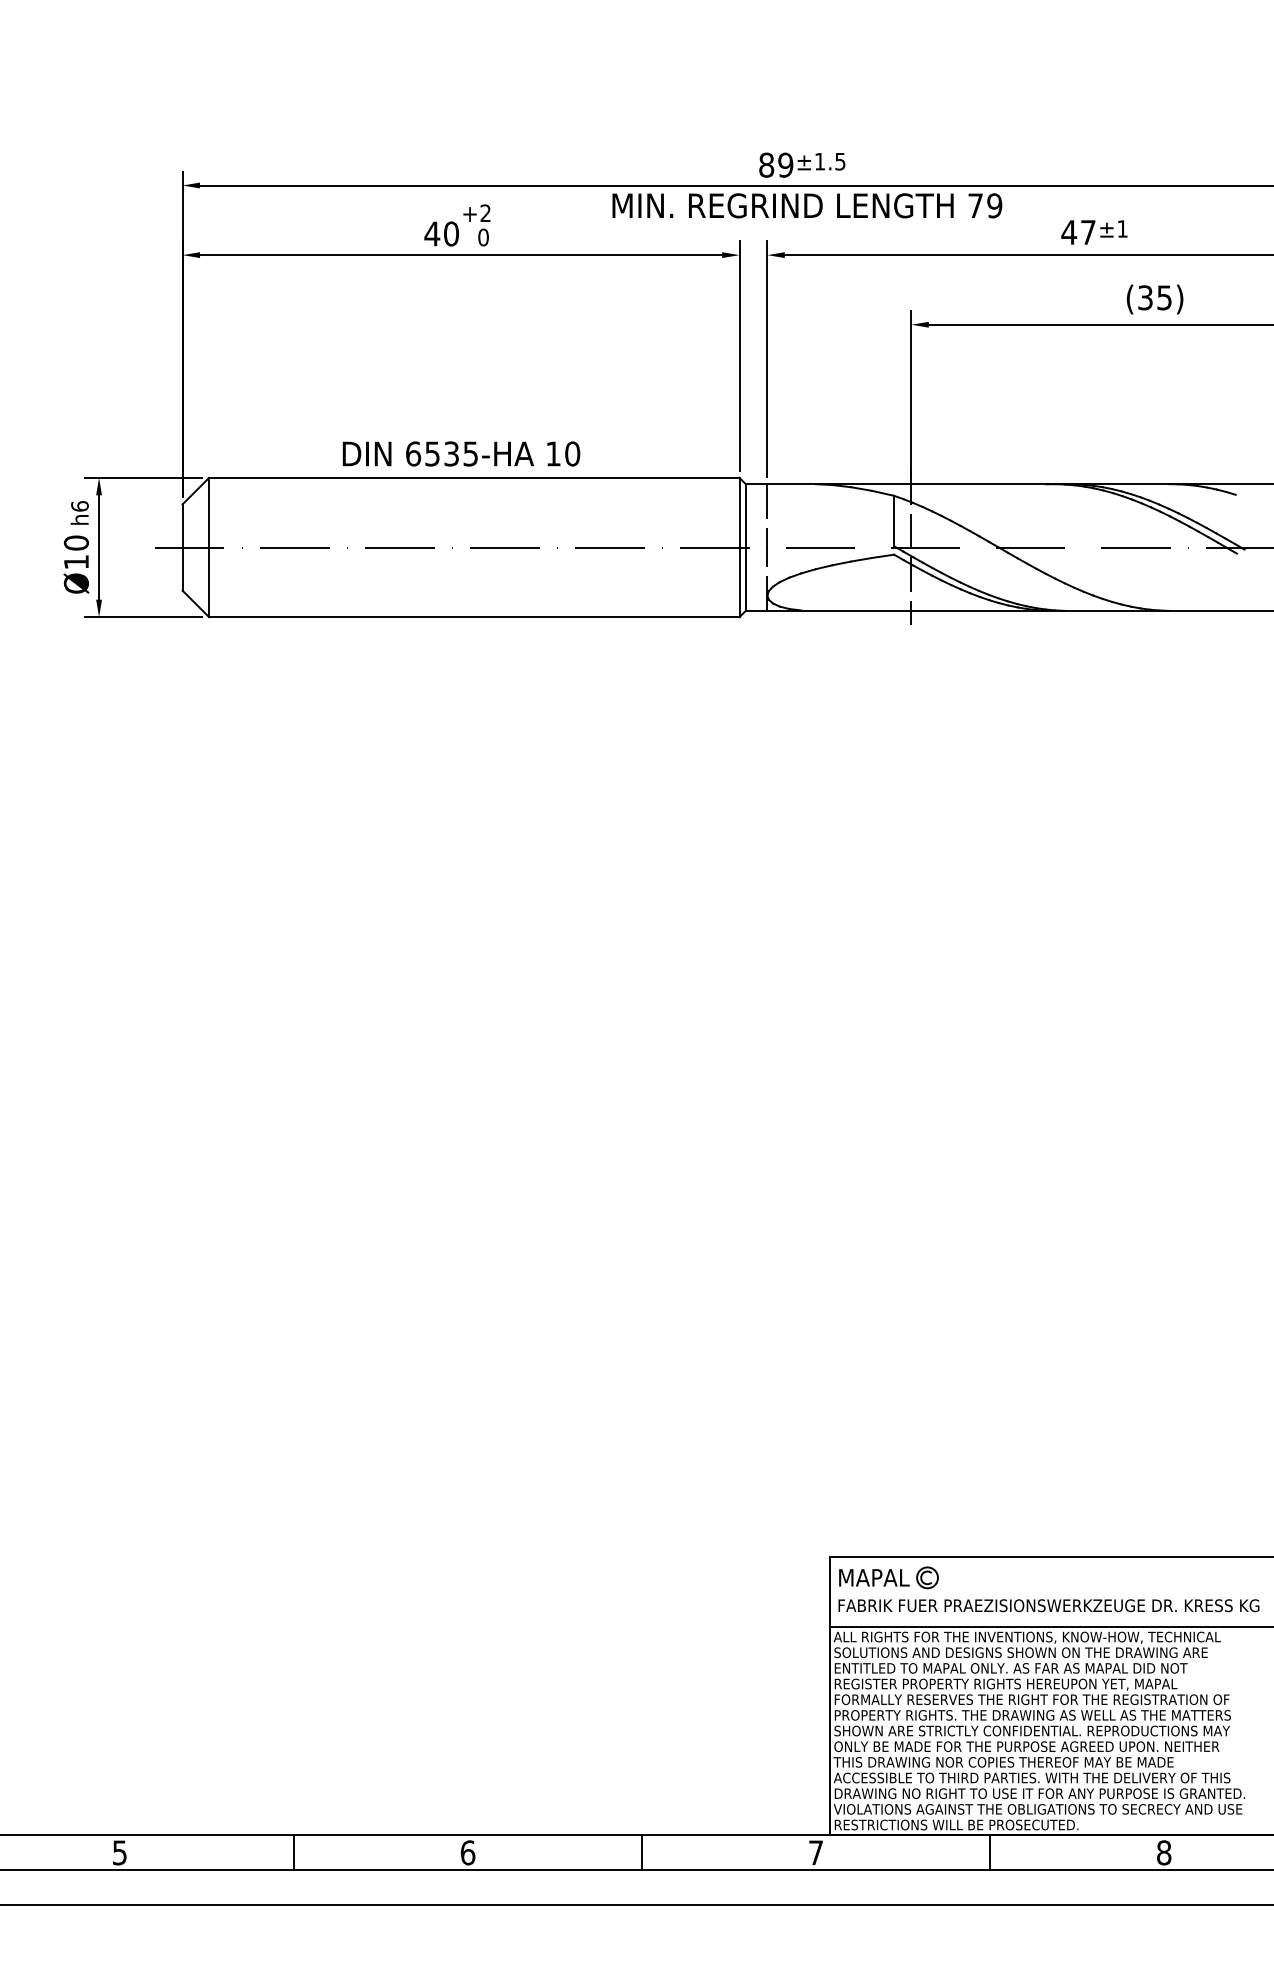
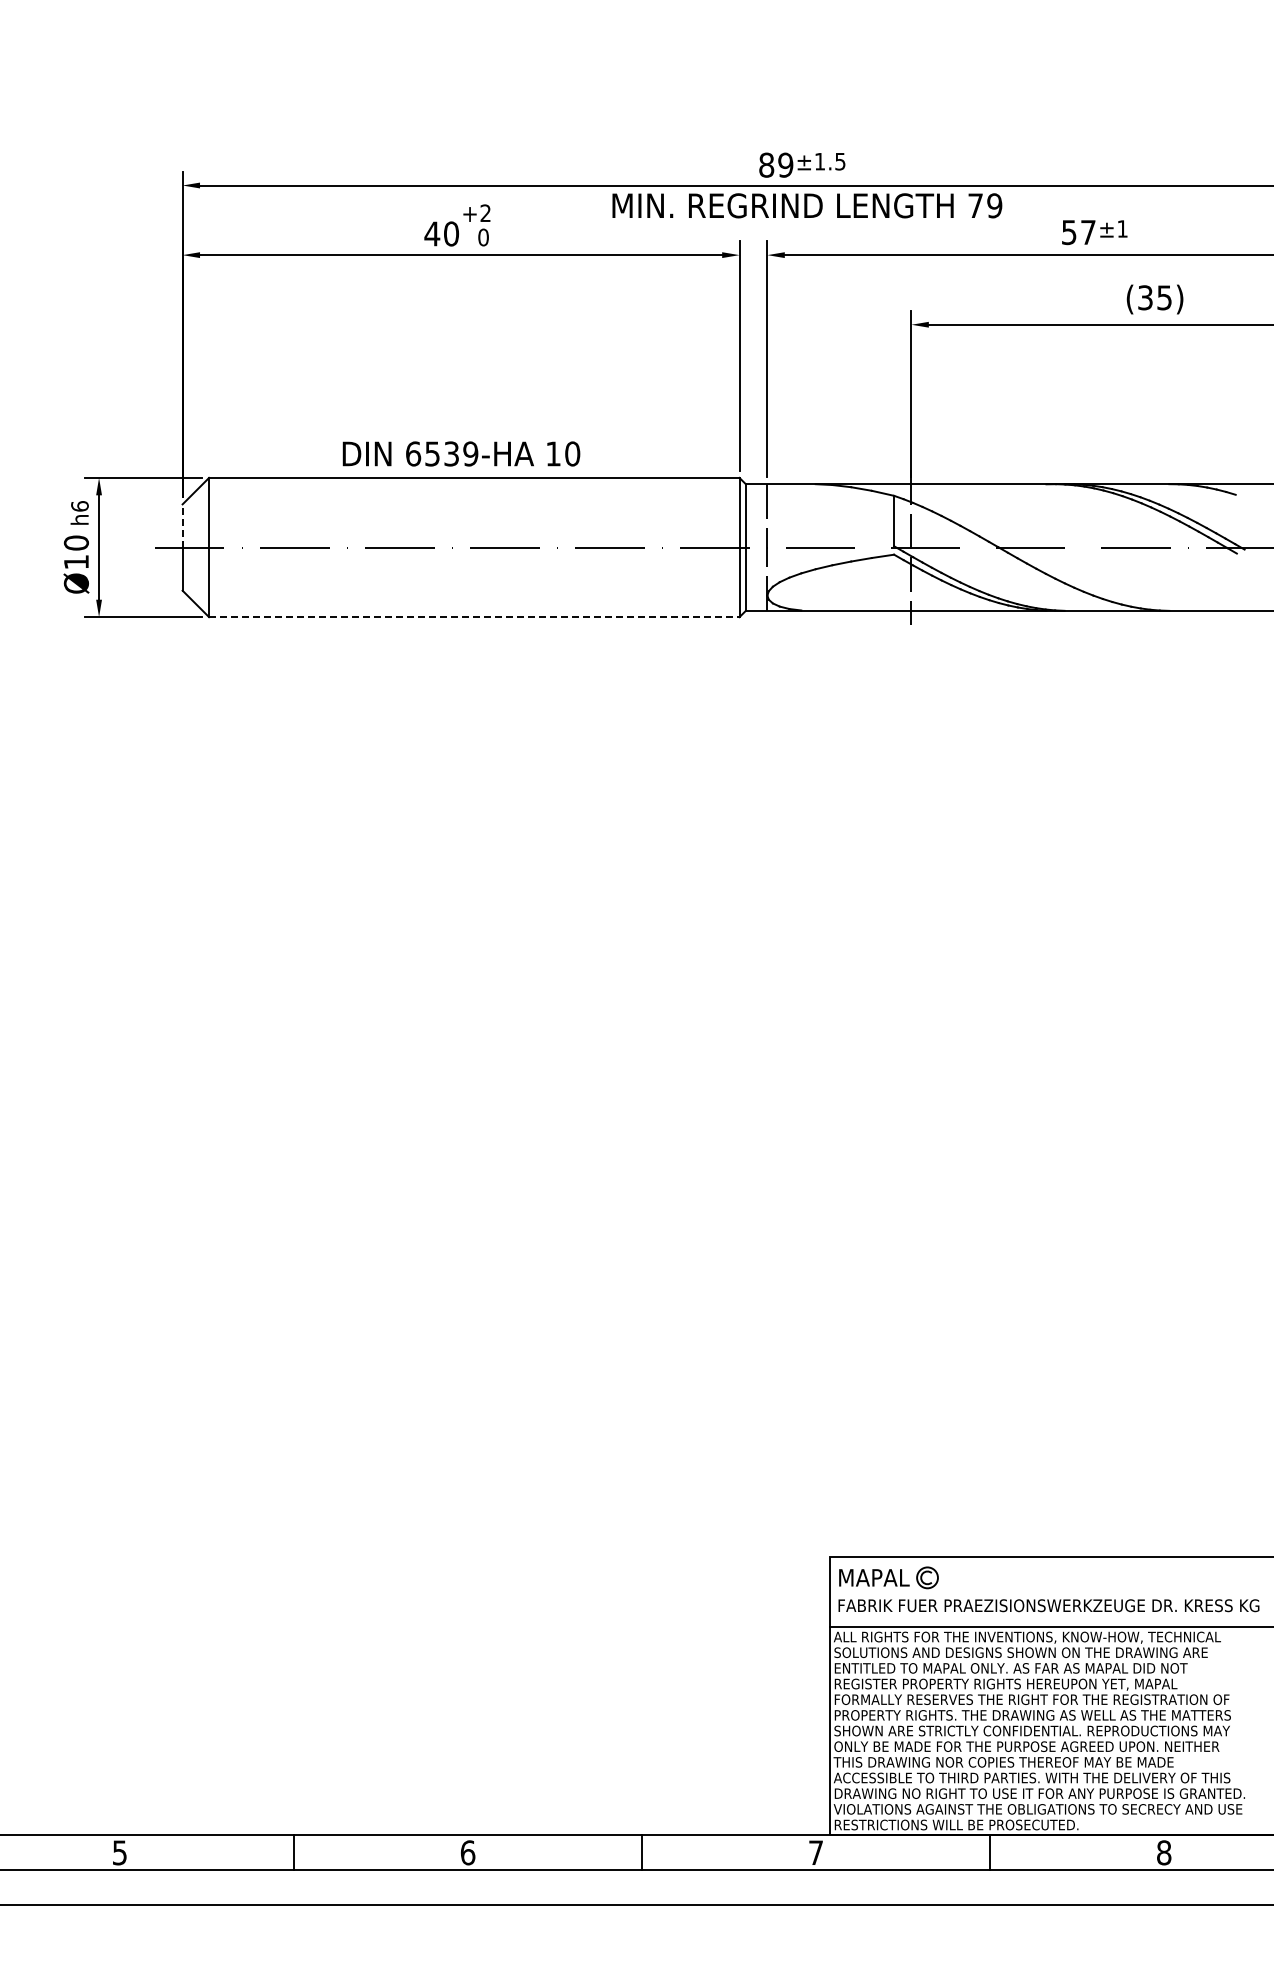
text: 47 -> 57 (1069, 232)
text: 6535-HA -> 6539-HA (470, 453)
line: solid -> dashed (182, 525)
line: solid -> dashed (474, 617)
